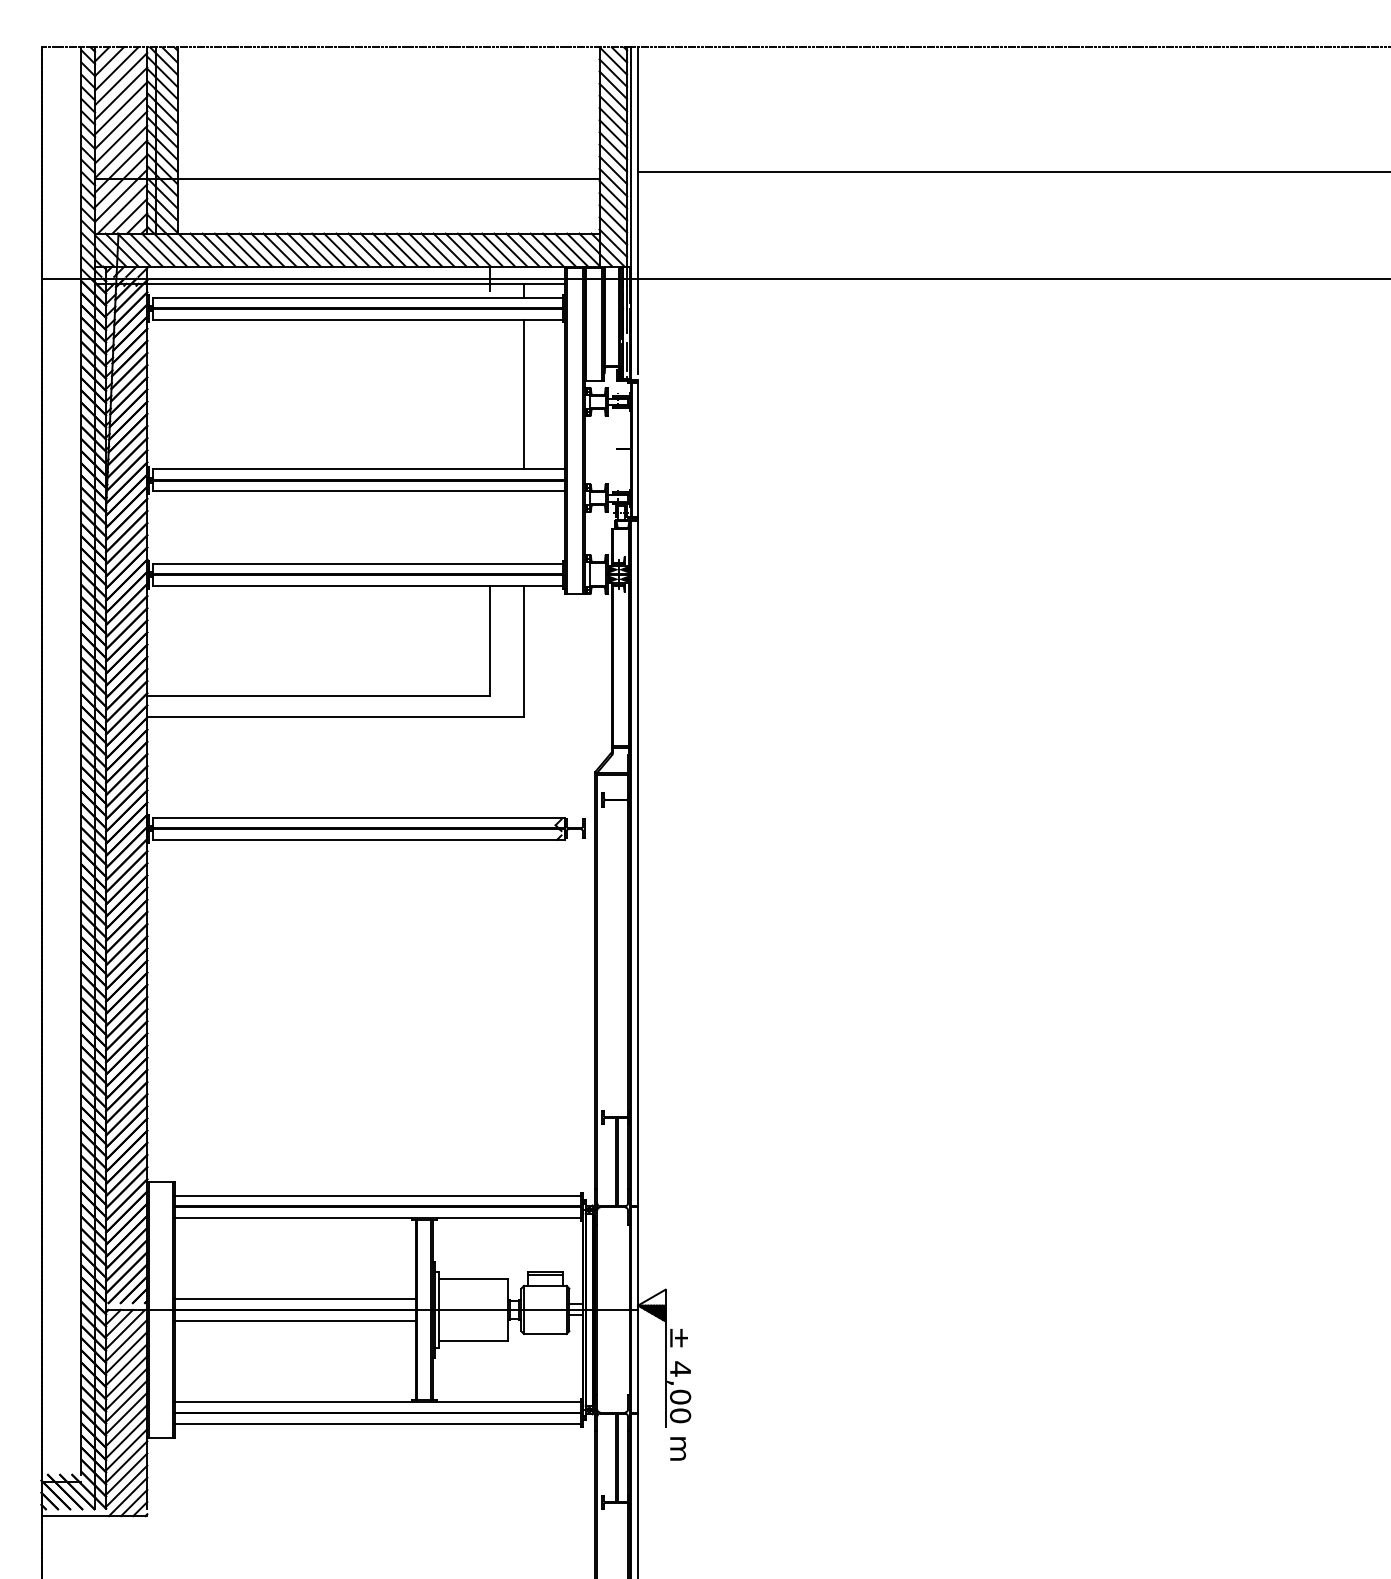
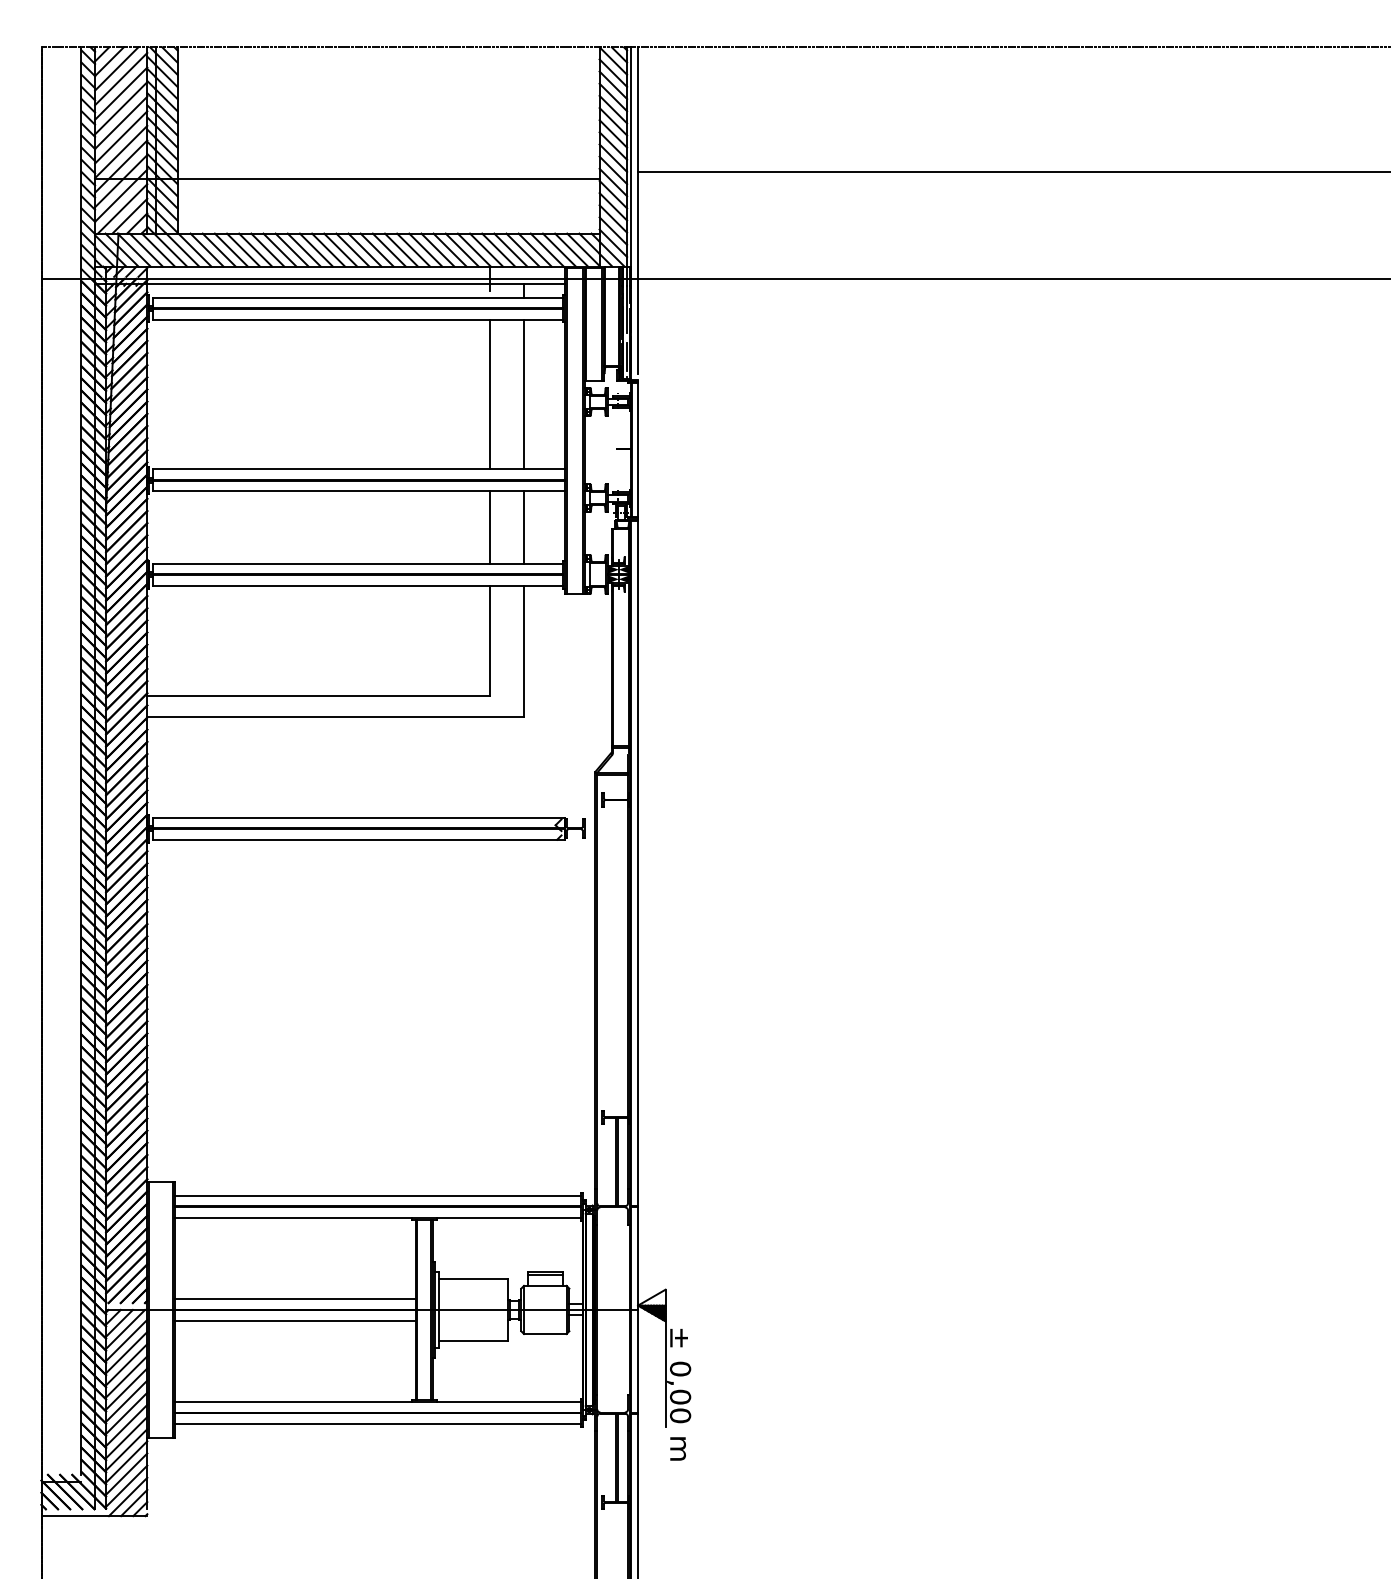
line: none -> present (489, 394)
line: none -> present (489, 527)
line: none -> present (524, 527)
text: 4,00 -> 0,00 (680, 1368)
